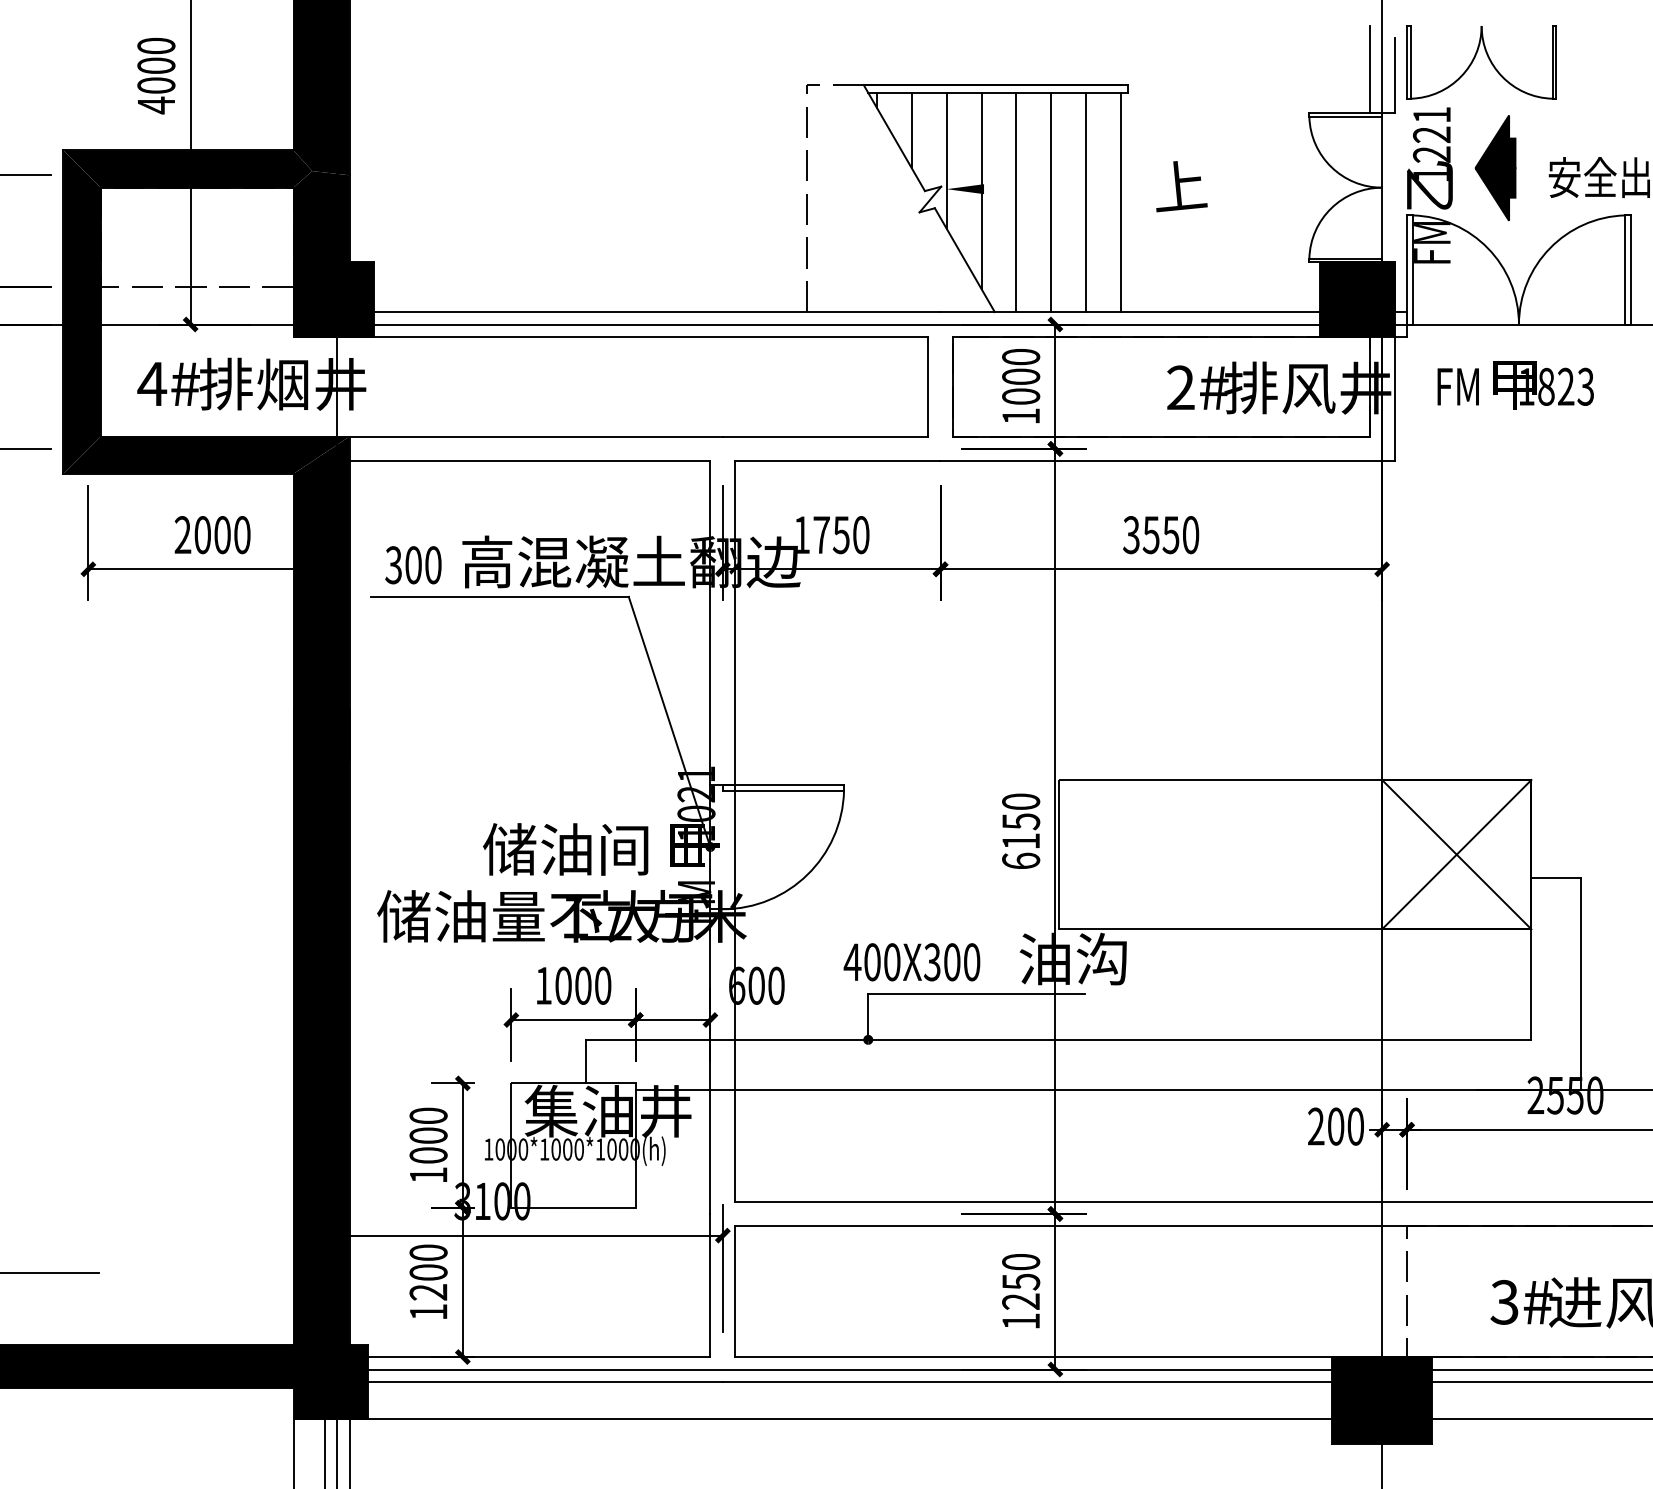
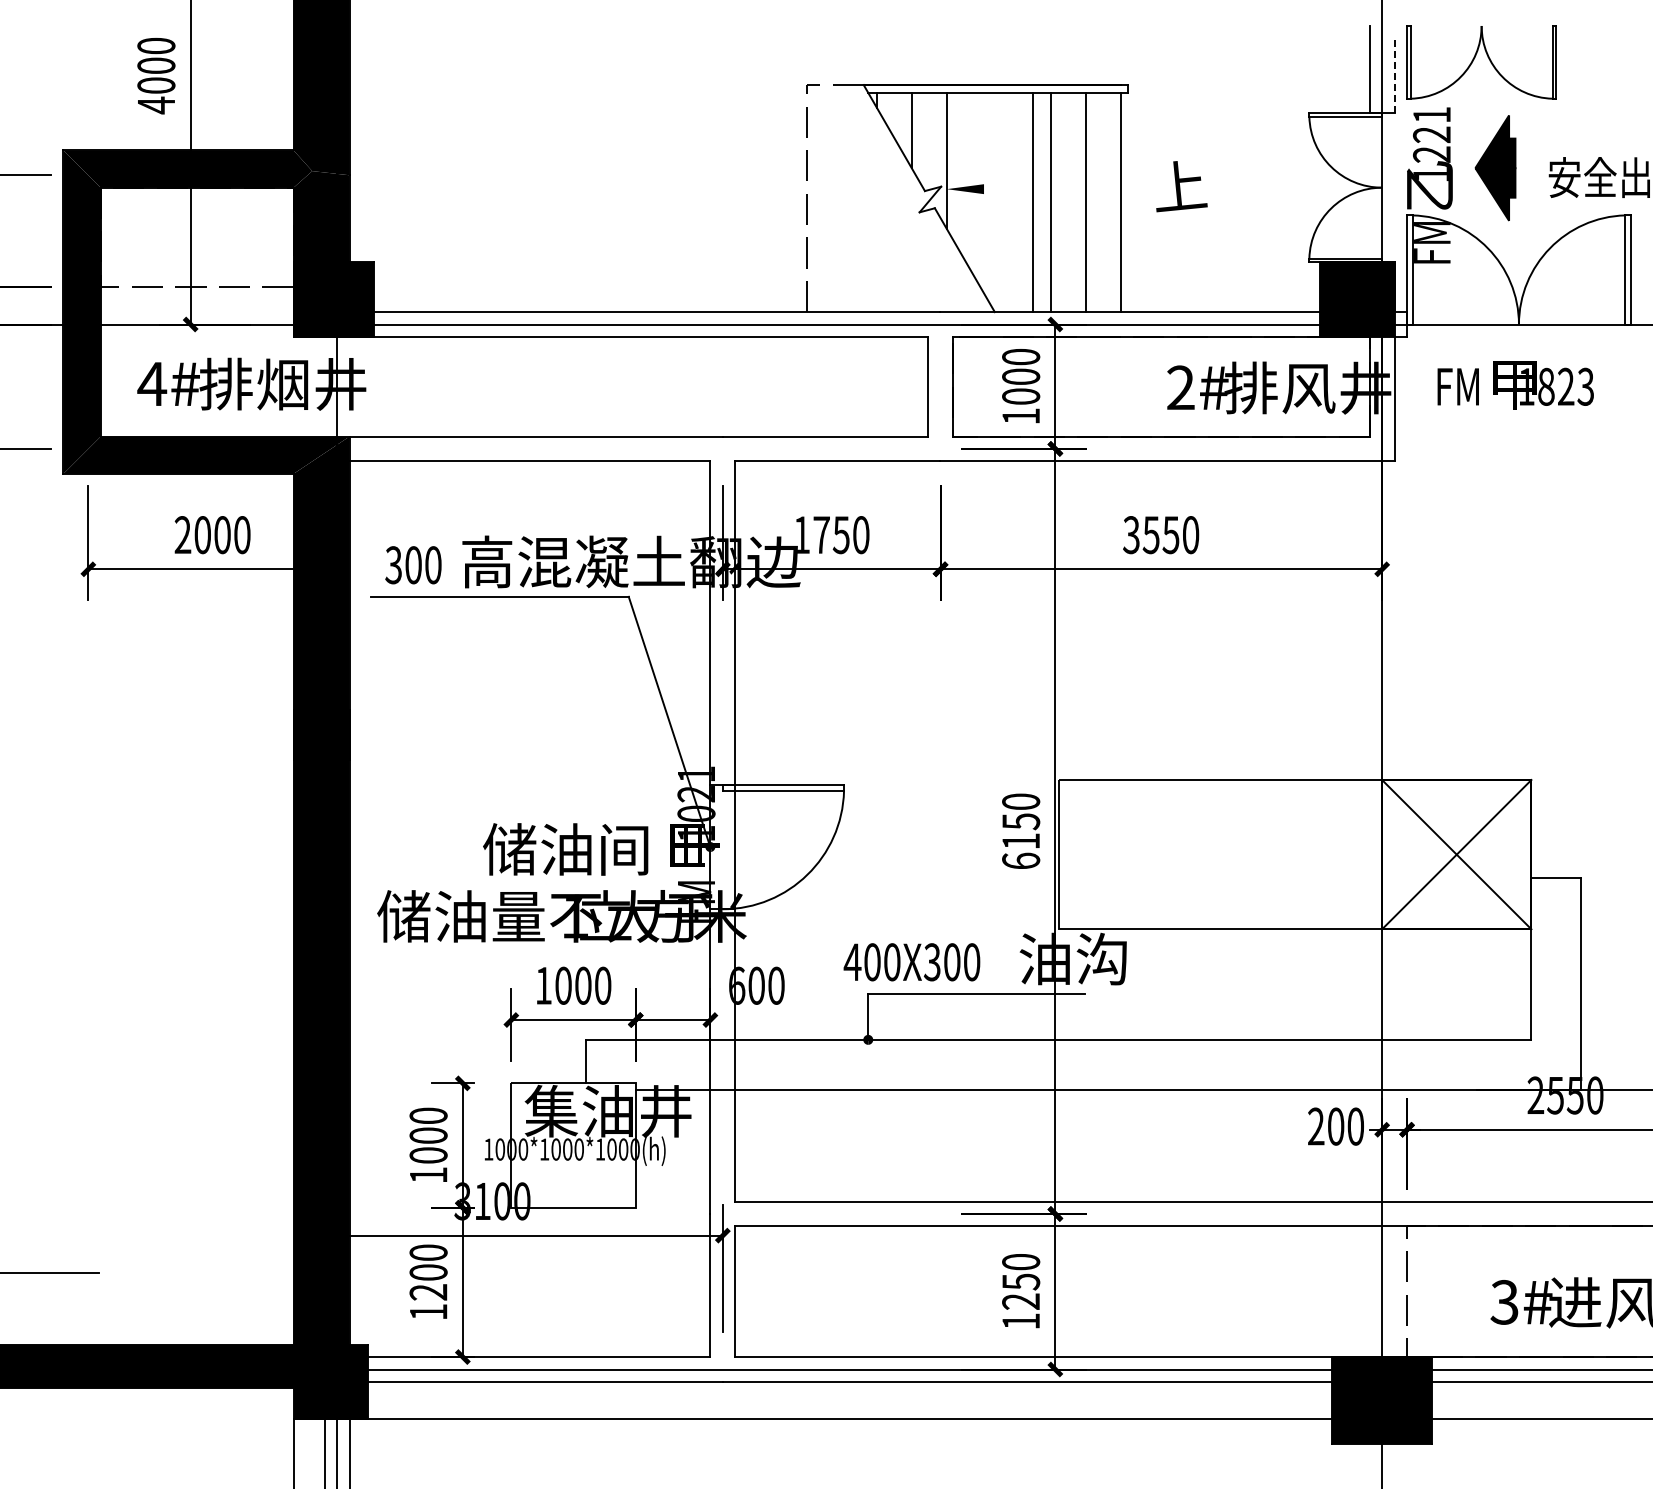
line: solid -> dashed (1394, 75)
line: present -> none (981, 190)
line position: (1016, 202) -> (1033, 202) (1033, 202)
